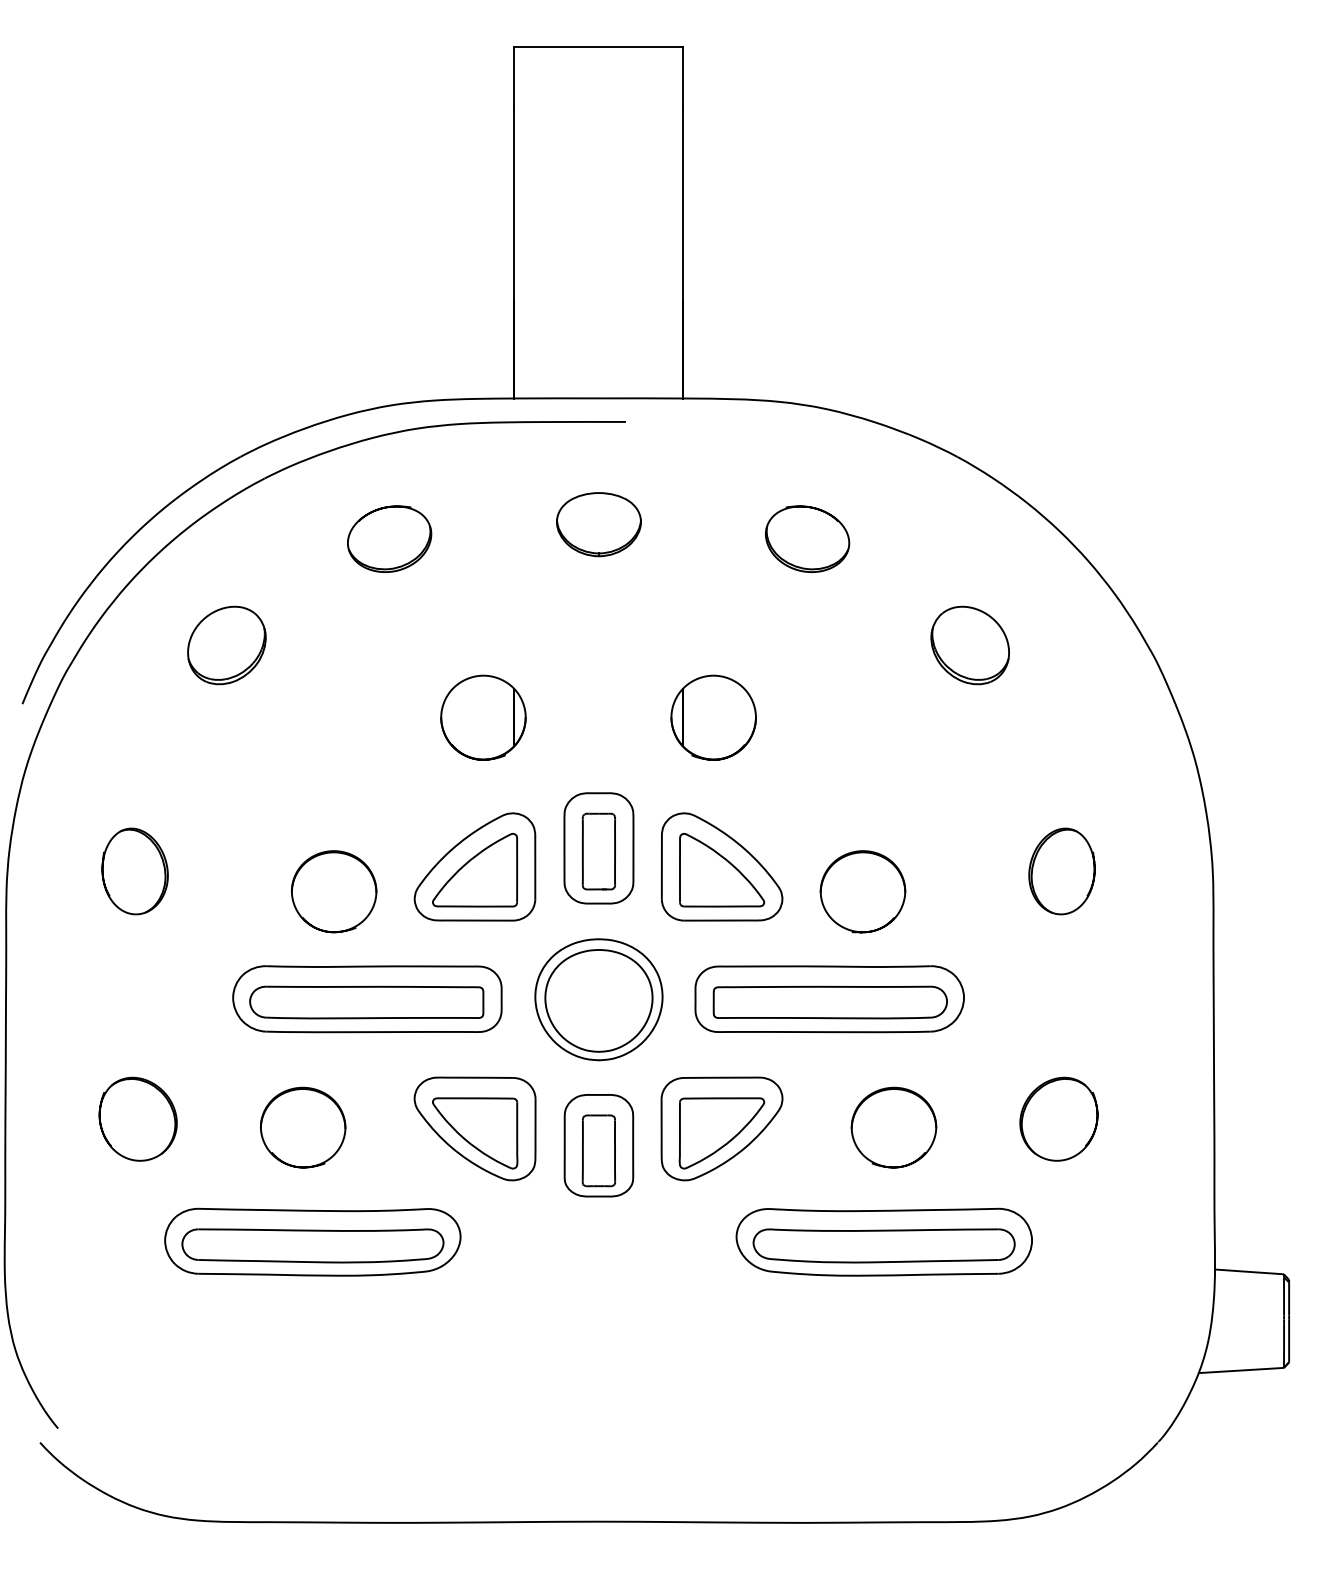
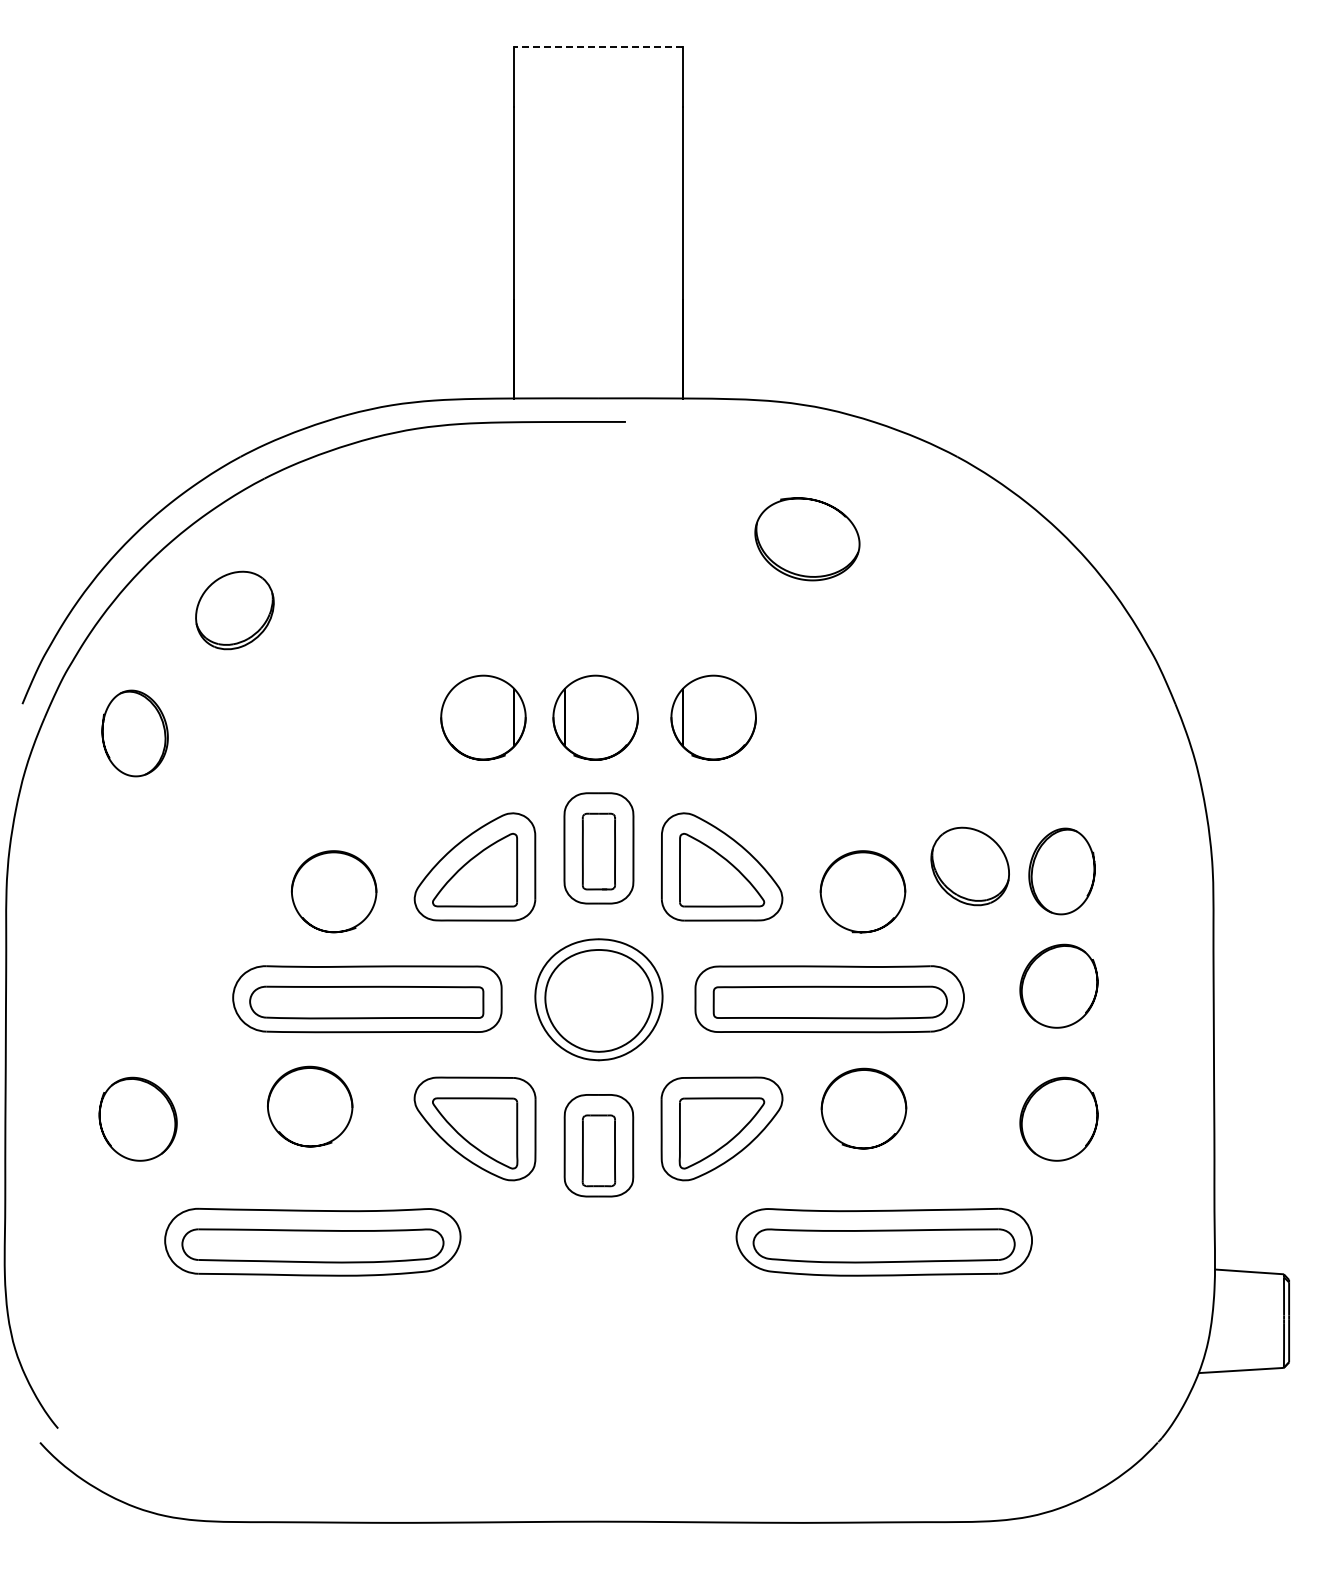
line: solid -> dashed (598, 47)
part: present -> none (598, 524)
part: present -> none (389, 538)
part size: 86x68 px -> 107x85 px (807, 539)
part position: (226, 645) -> (234, 610) (234, 610)
part position: (969, 645) -> (969, 866) (969, 866)
part: none -> present (595, 717)
part position: (134, 871) -> (134, 733) (134, 733)
part: none -> present (1058, 985)
part position: (303, 1127) -> (310, 1106) (310, 1106)
part position: (893, 1127) -> (863, 1108) (863, 1108)
